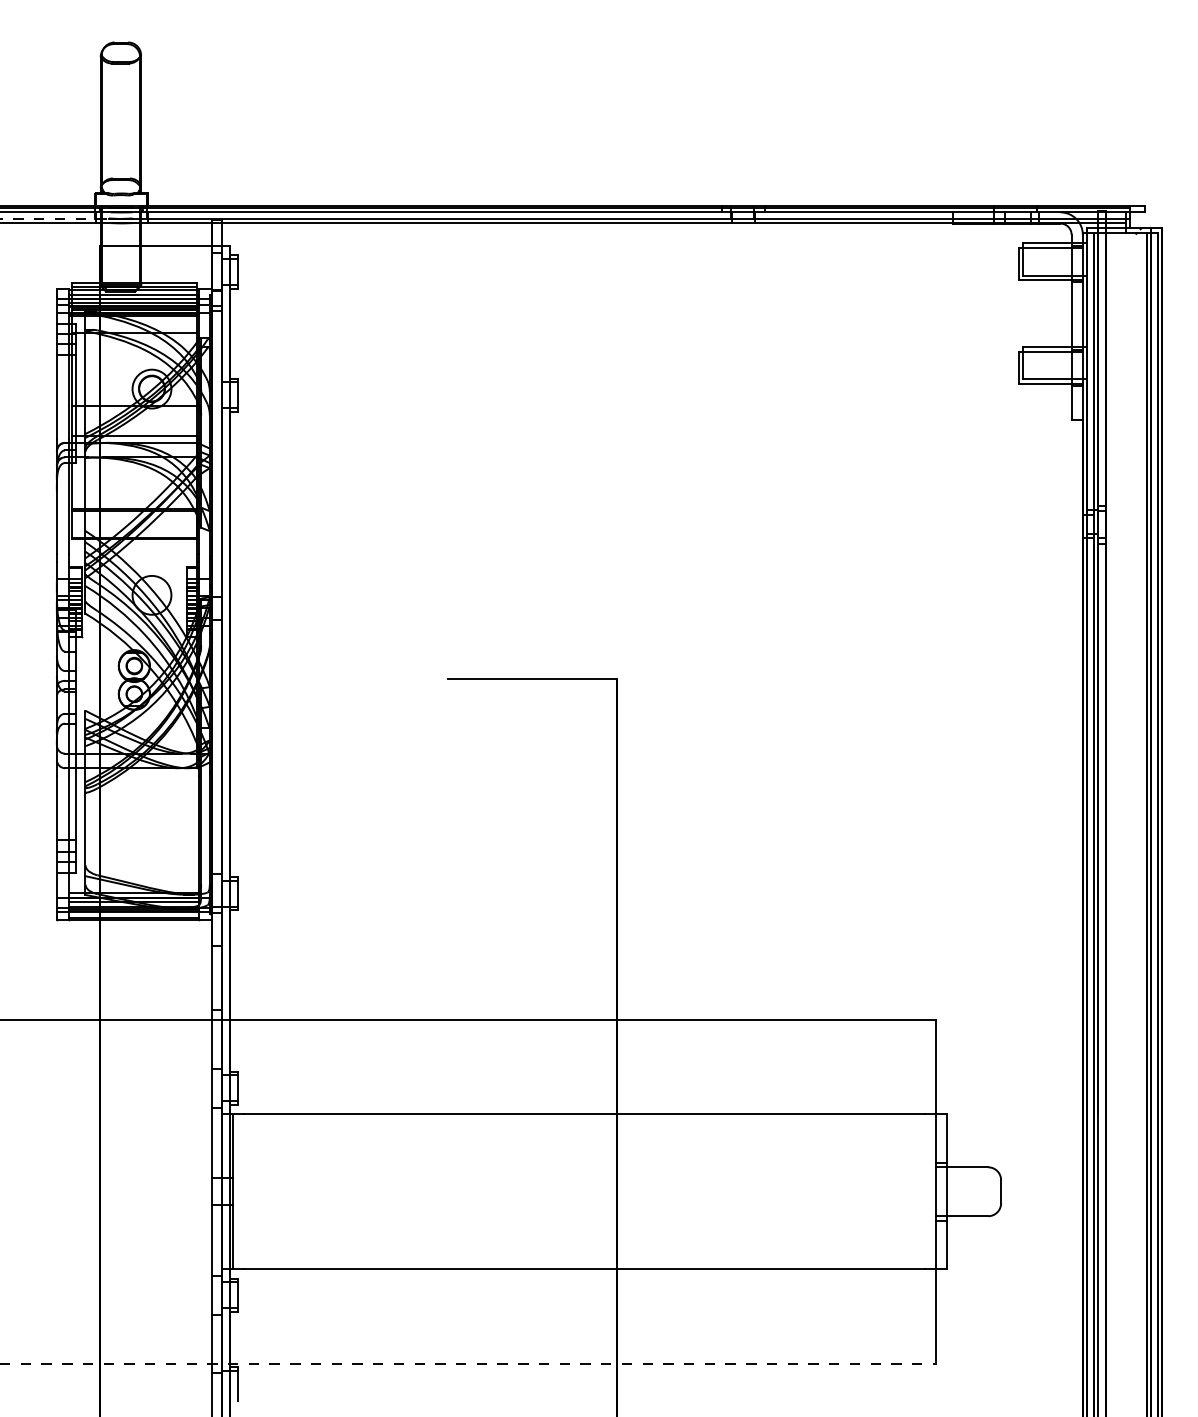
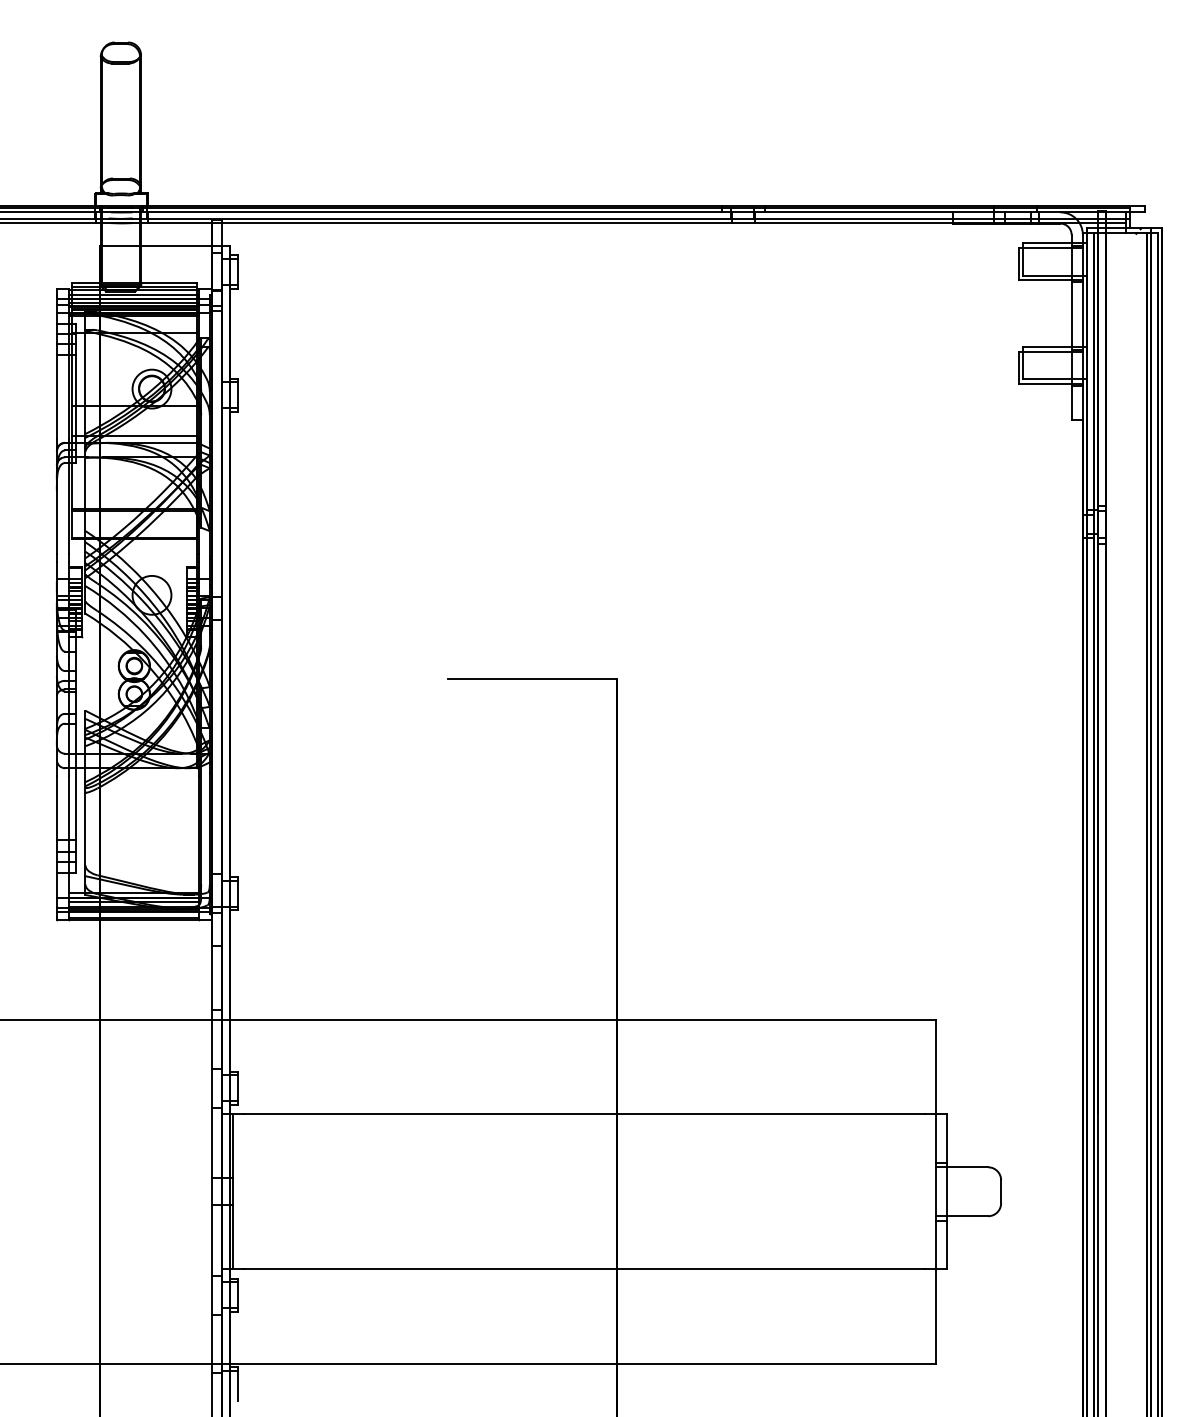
line: dashed -> solid (54, 218)
line: dashed -> solid (468, 1363)
